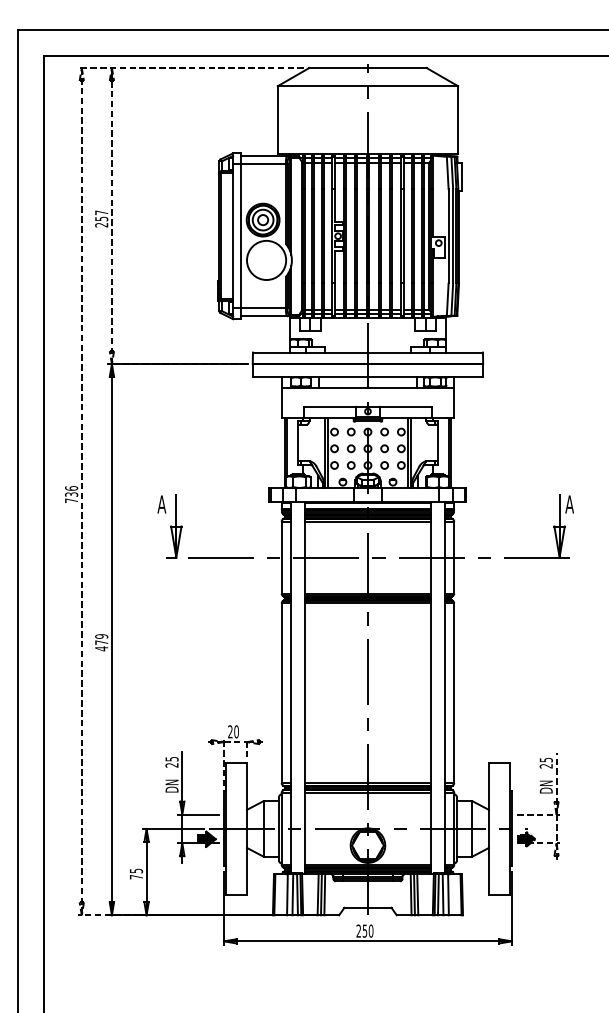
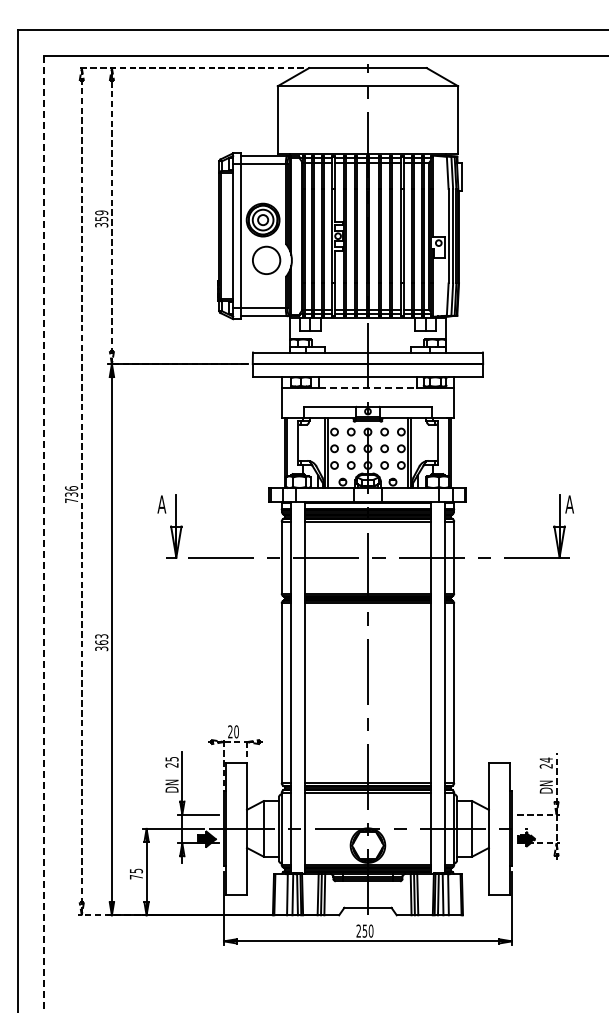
text: 257 -> 359 (101, 218)
circle diameter: 39 px -> 27 px (266, 260)
line: solid -> dashed (368, 388)
line: solid -> dashed (44, 534)
text: 479 -> 363 (101, 642)
text: 25 -> 24 (545, 759)
